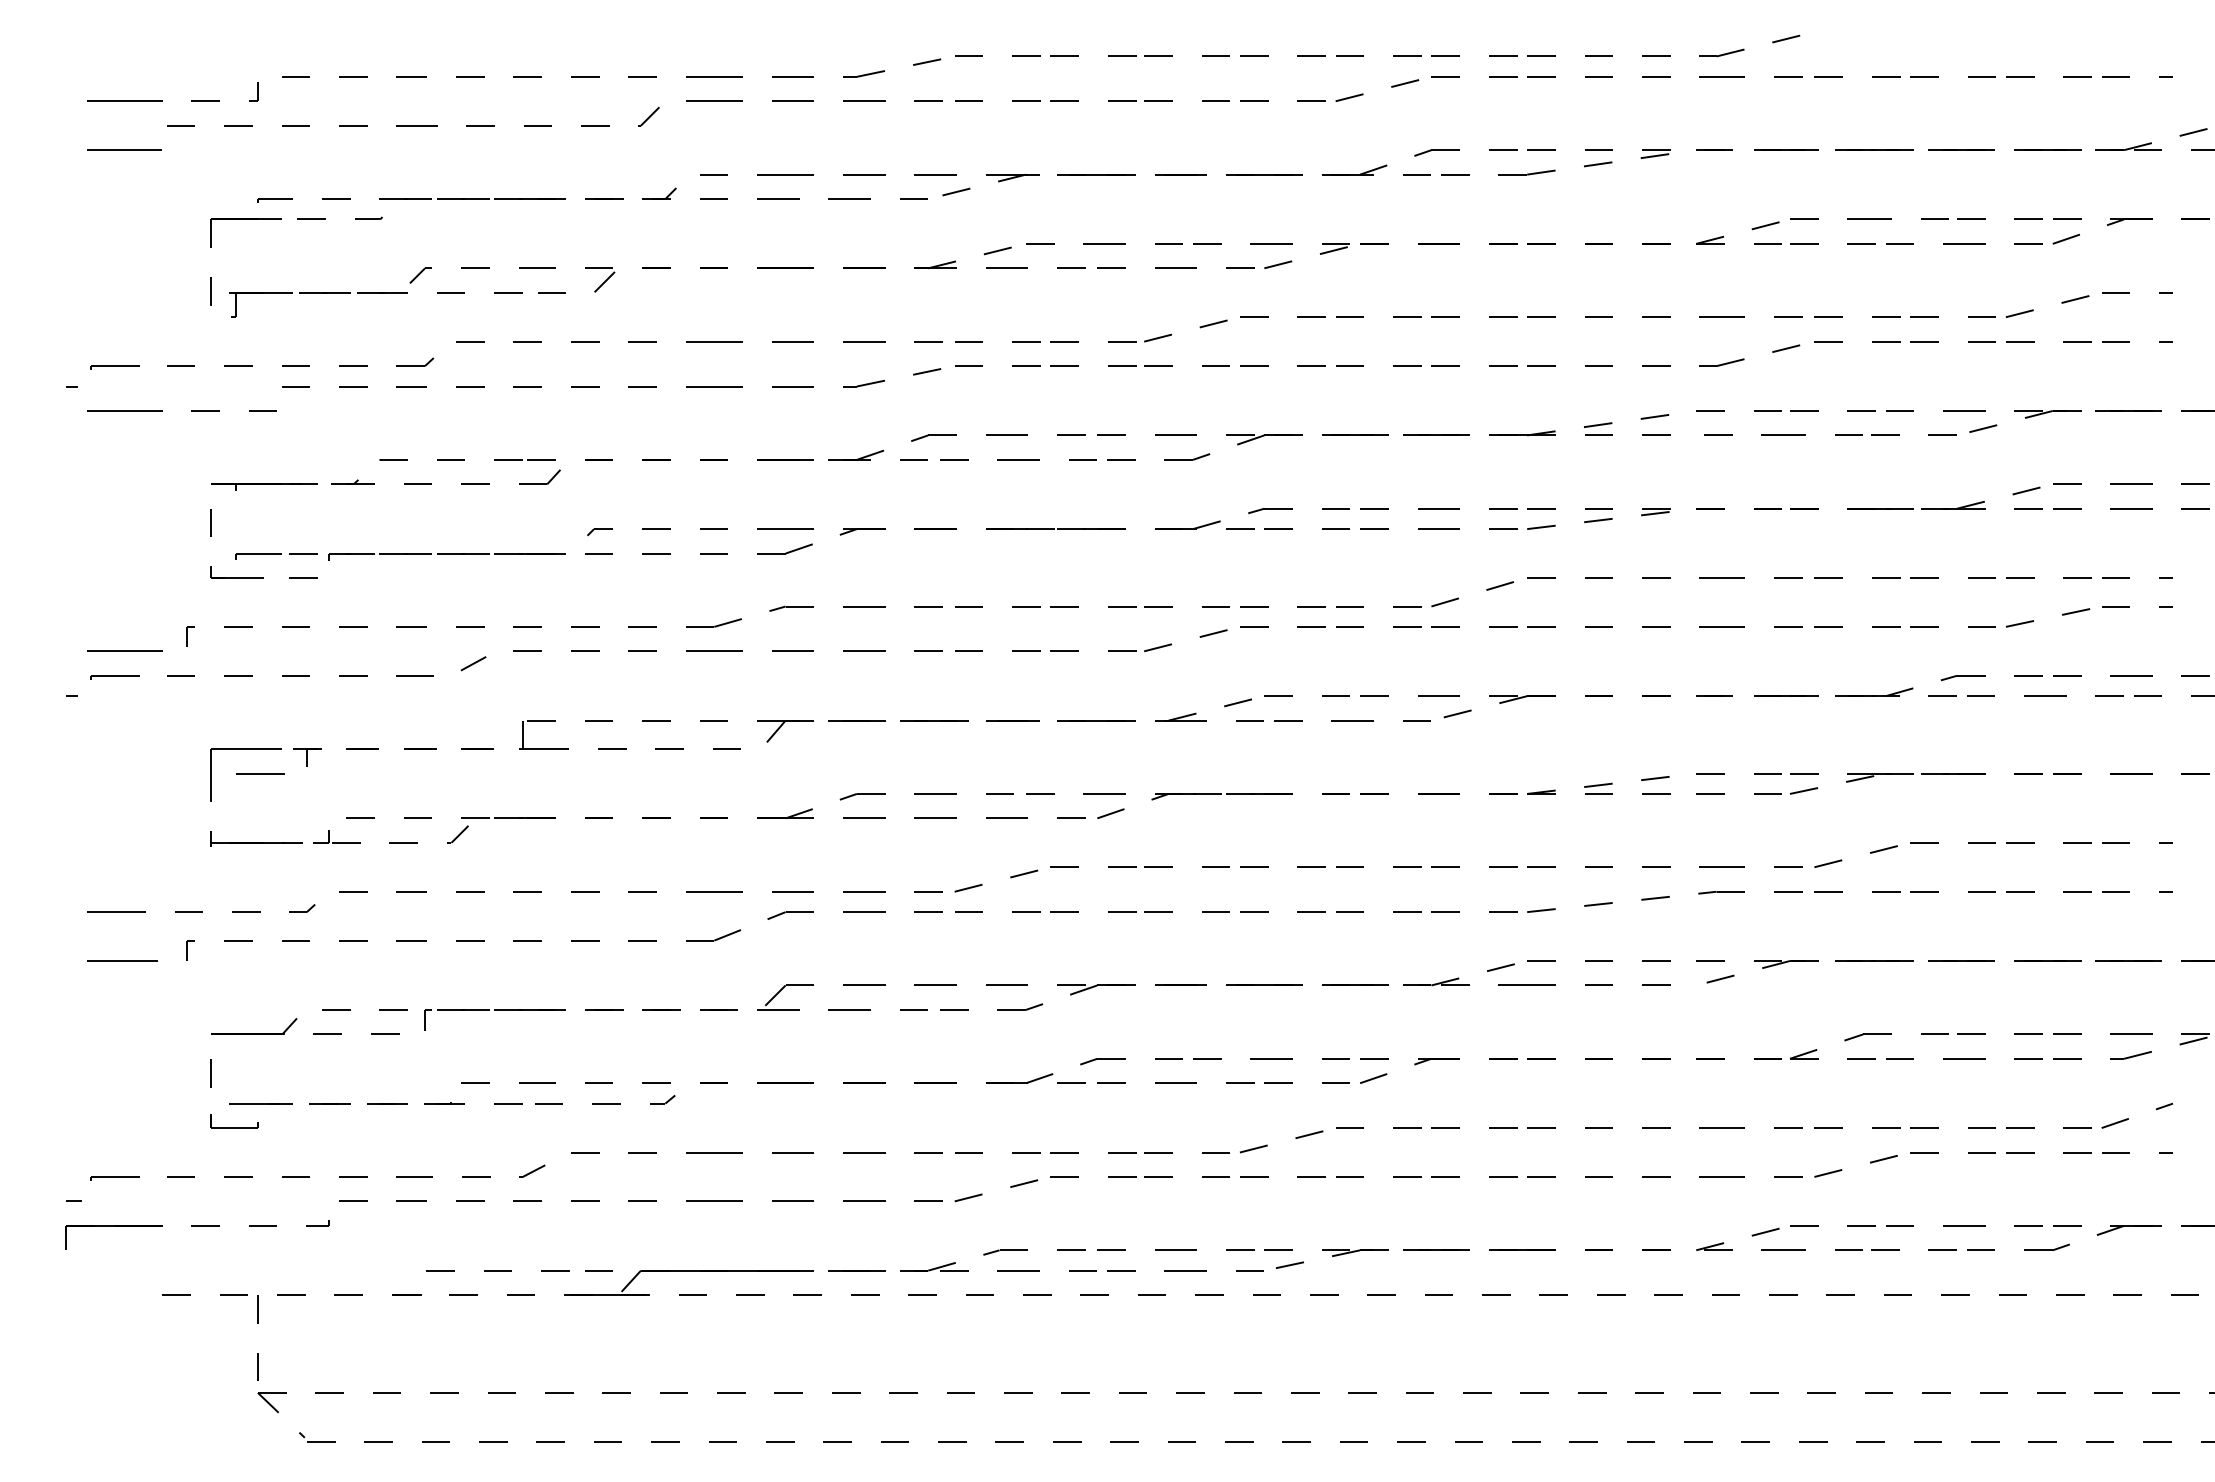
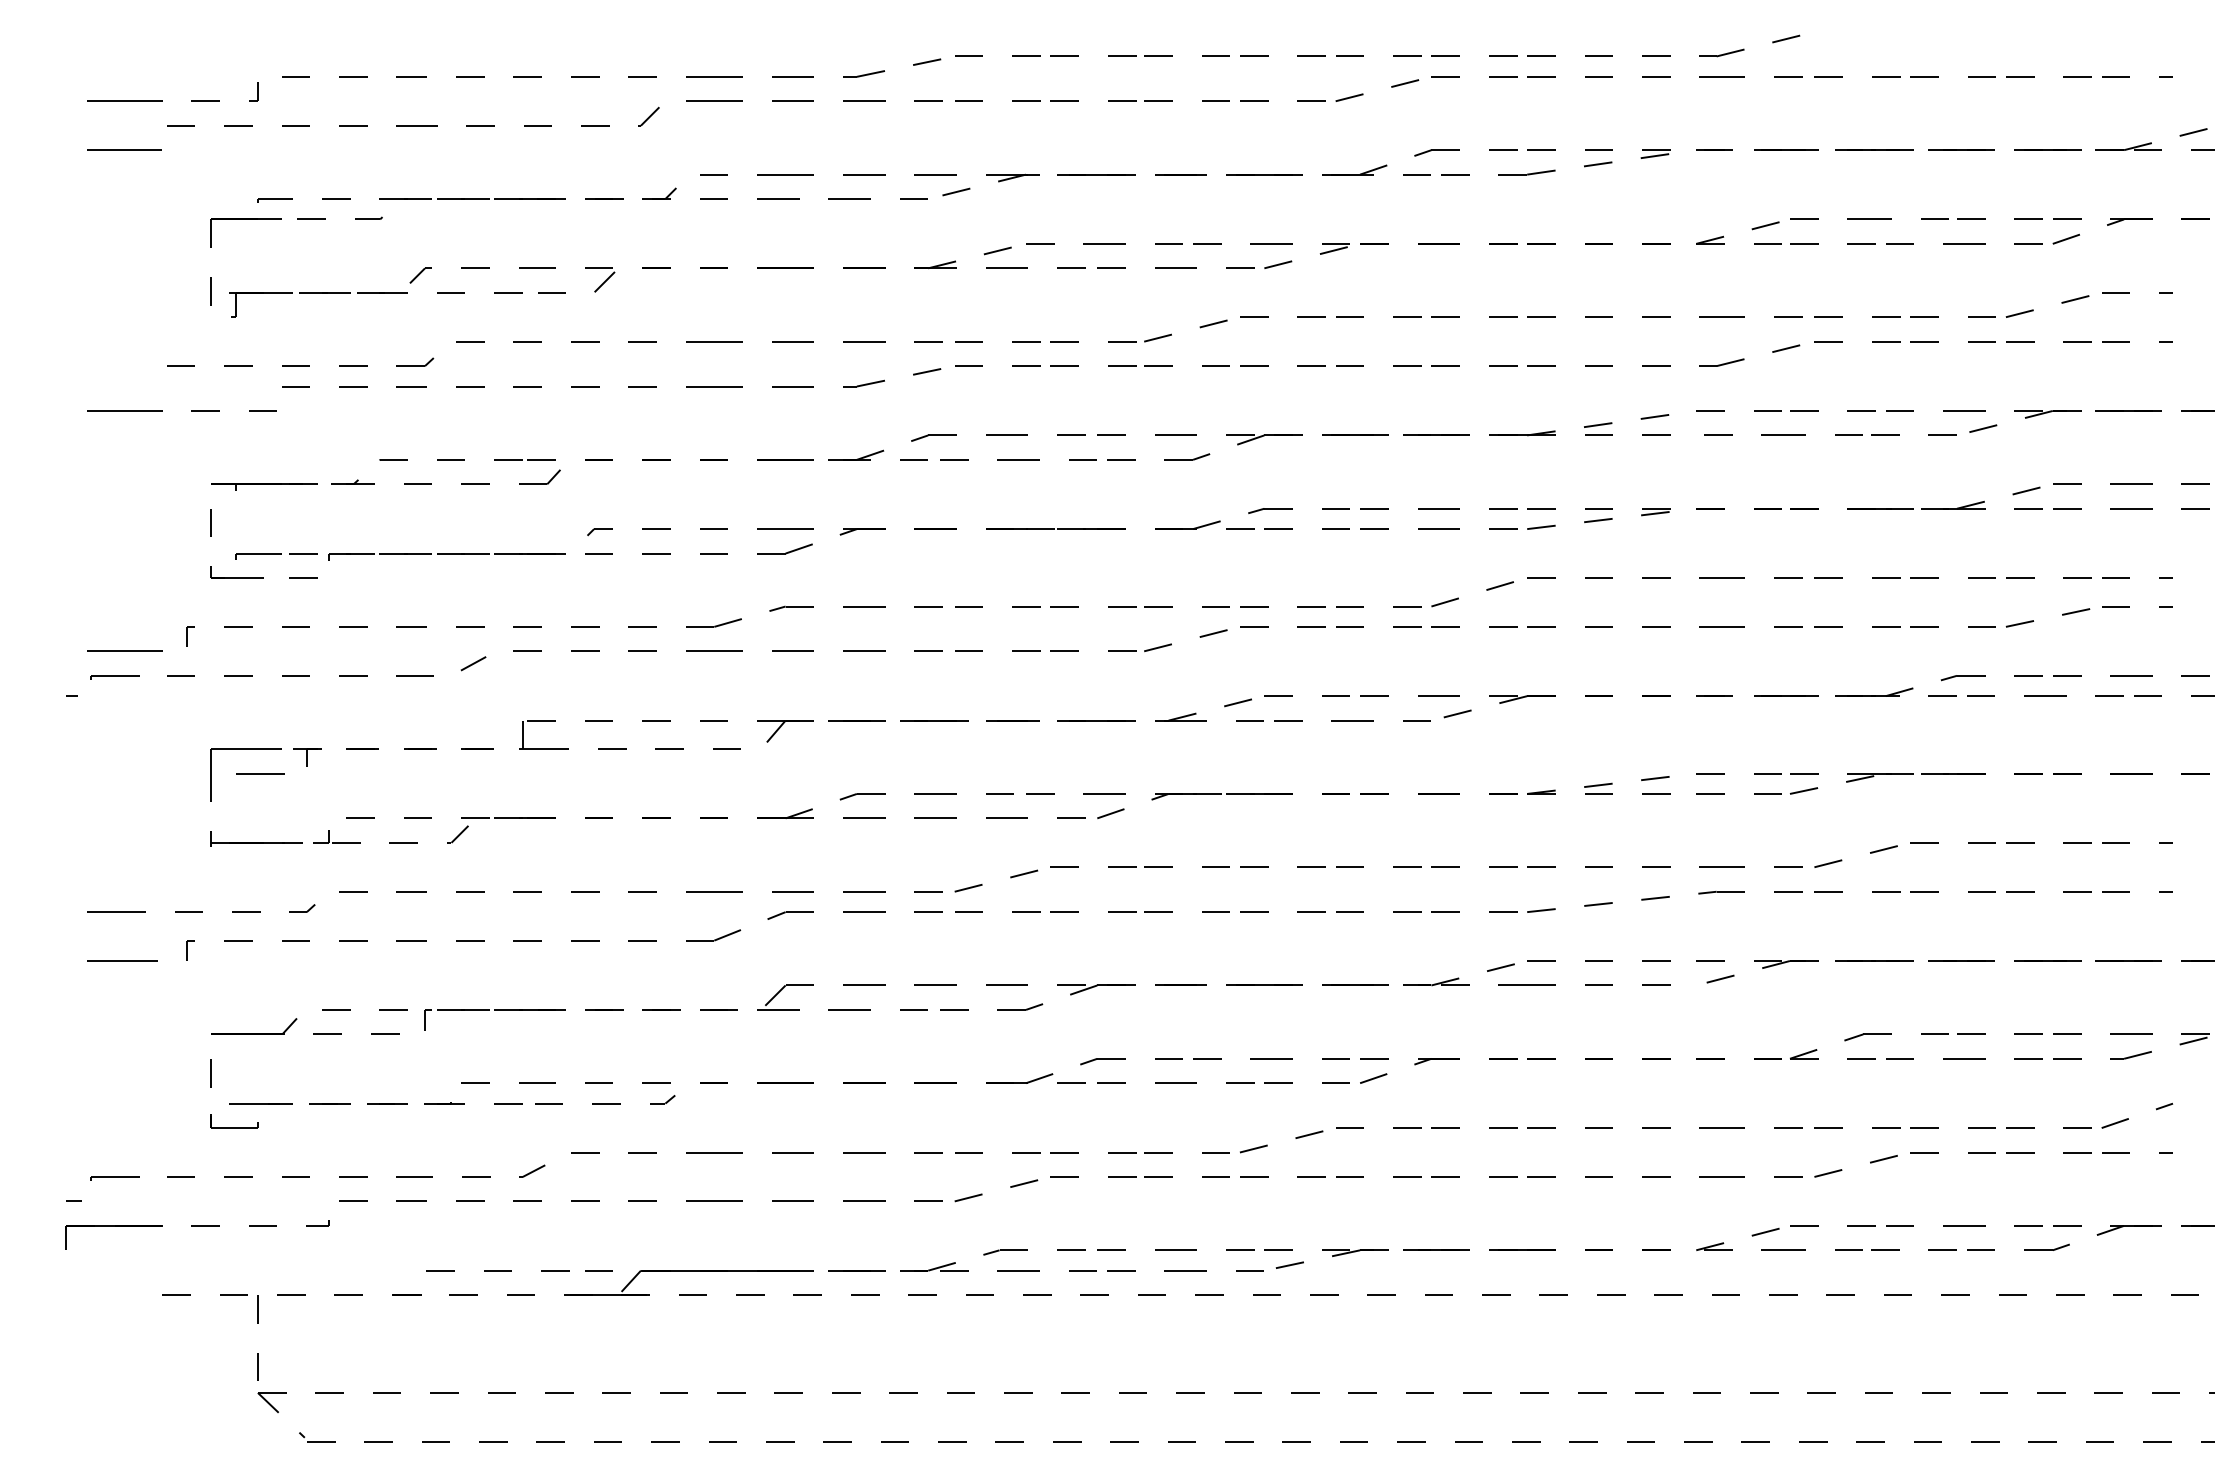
part: present -> none (102, 366)
